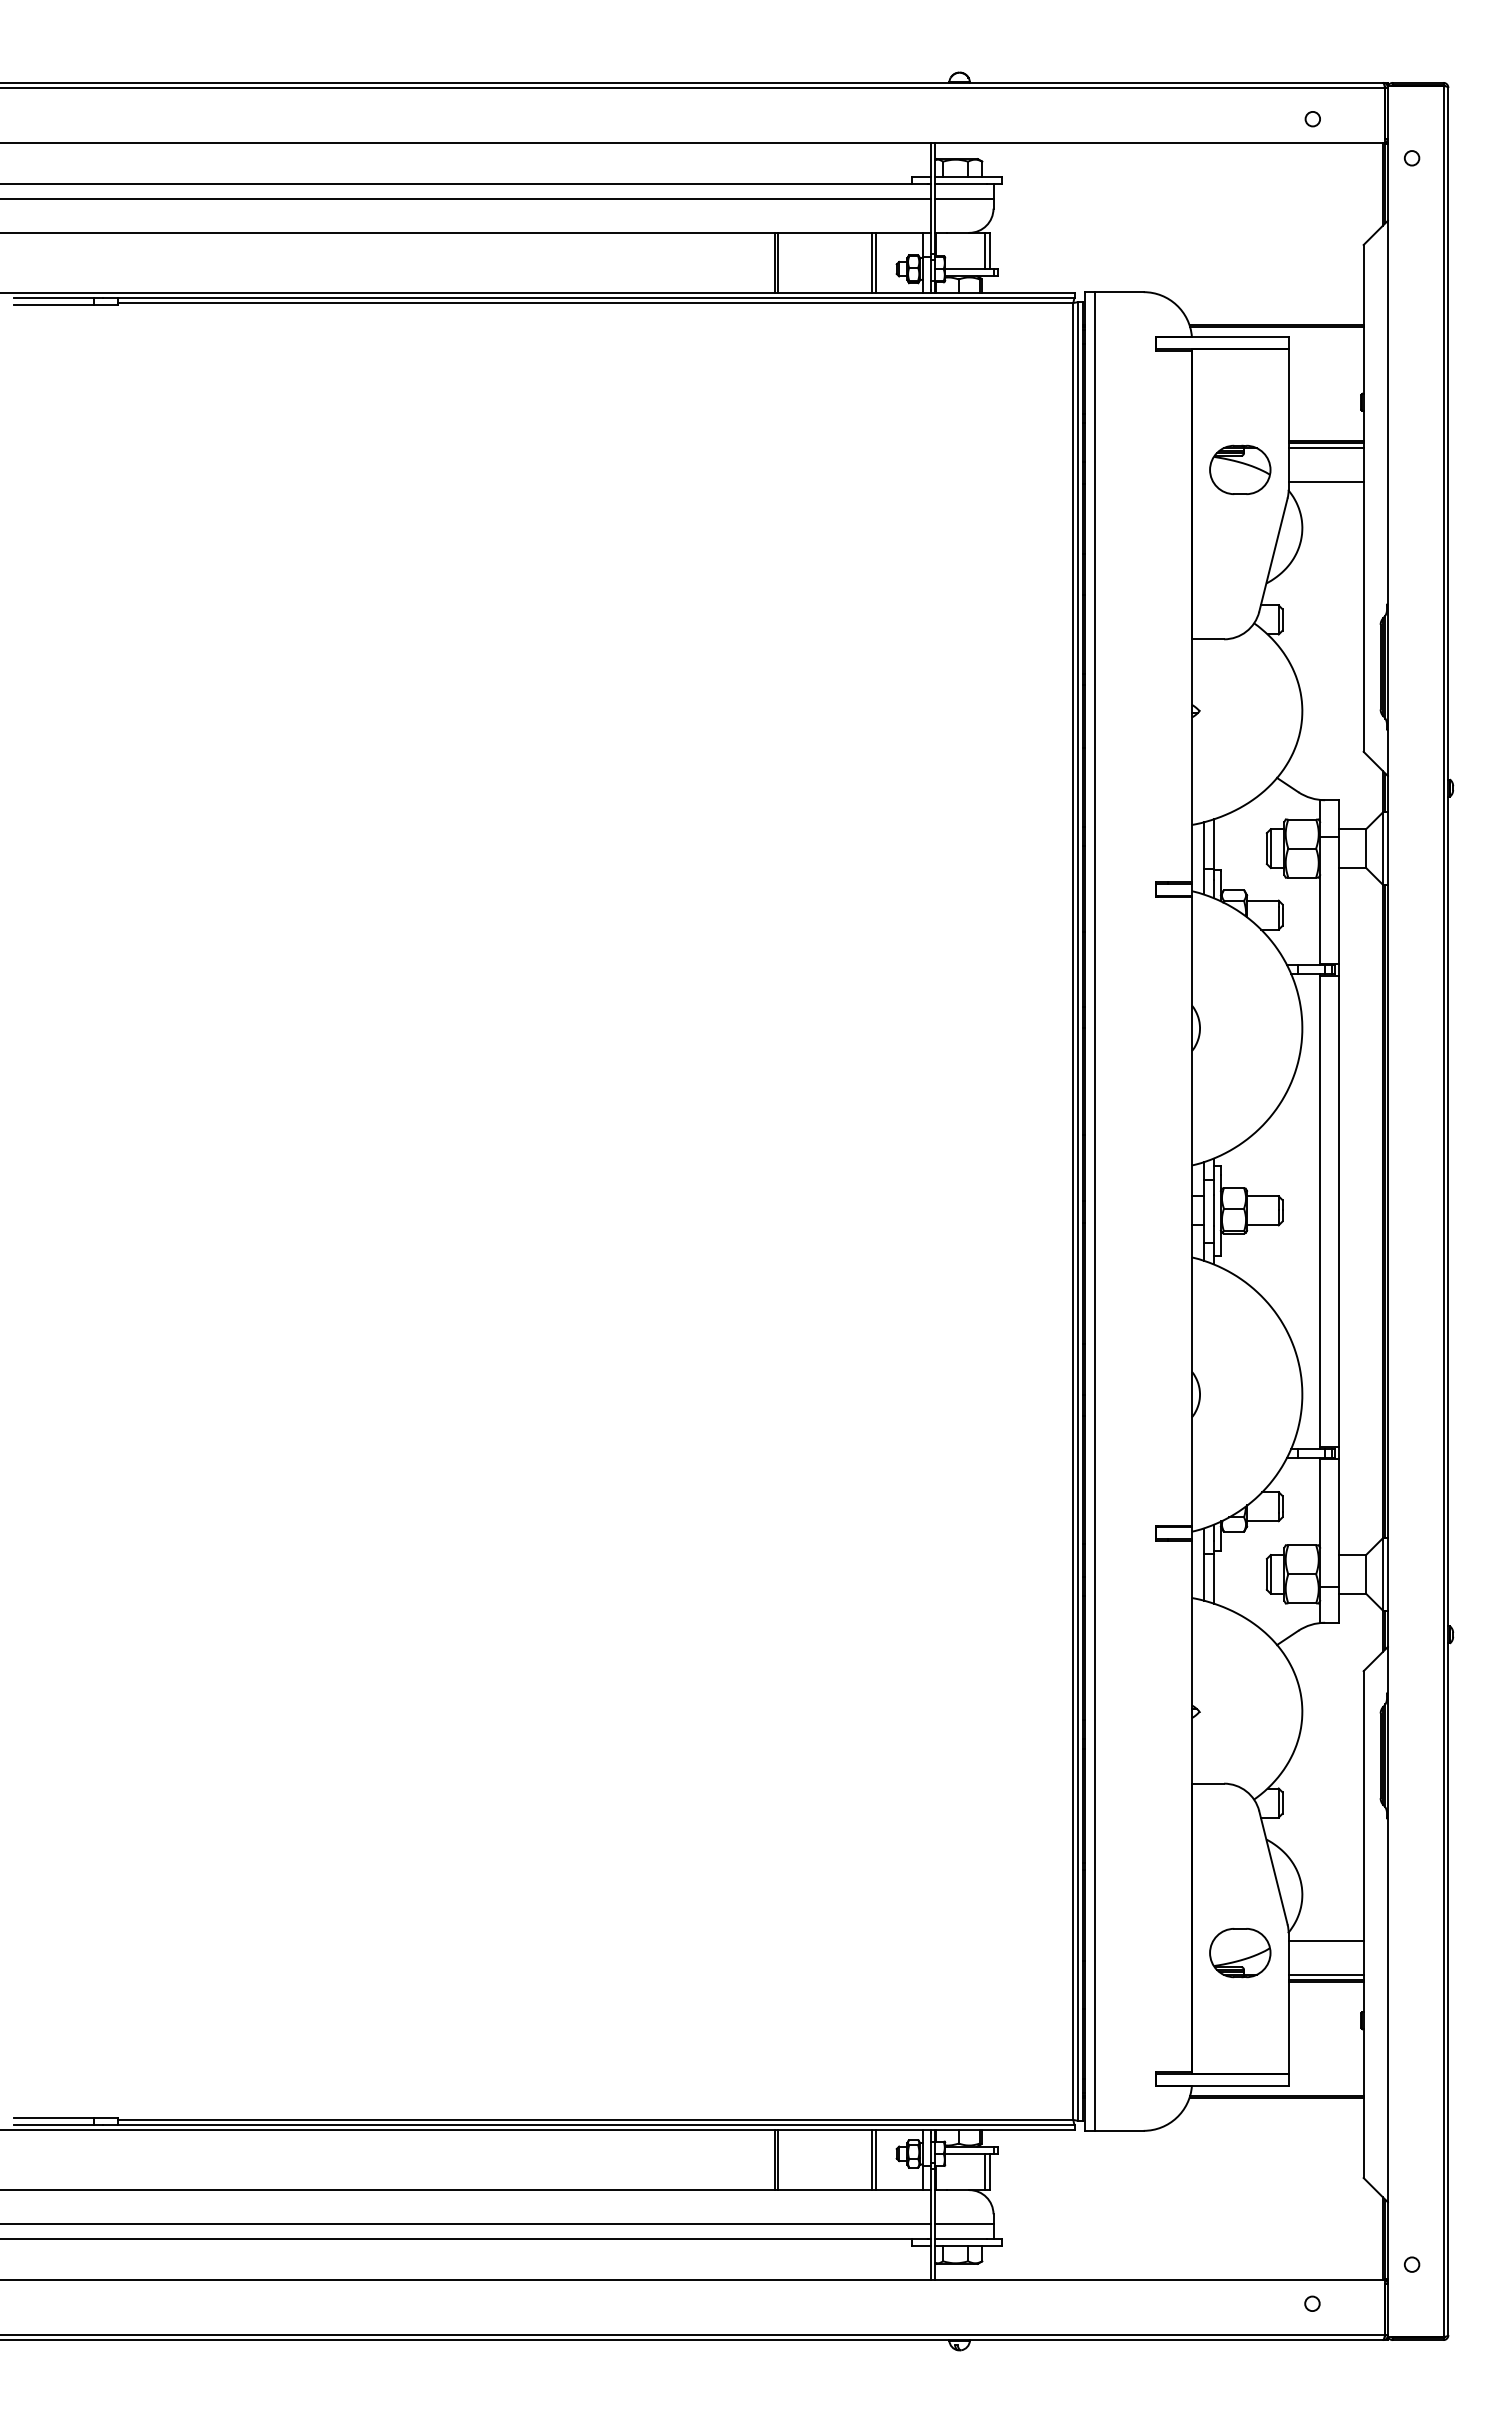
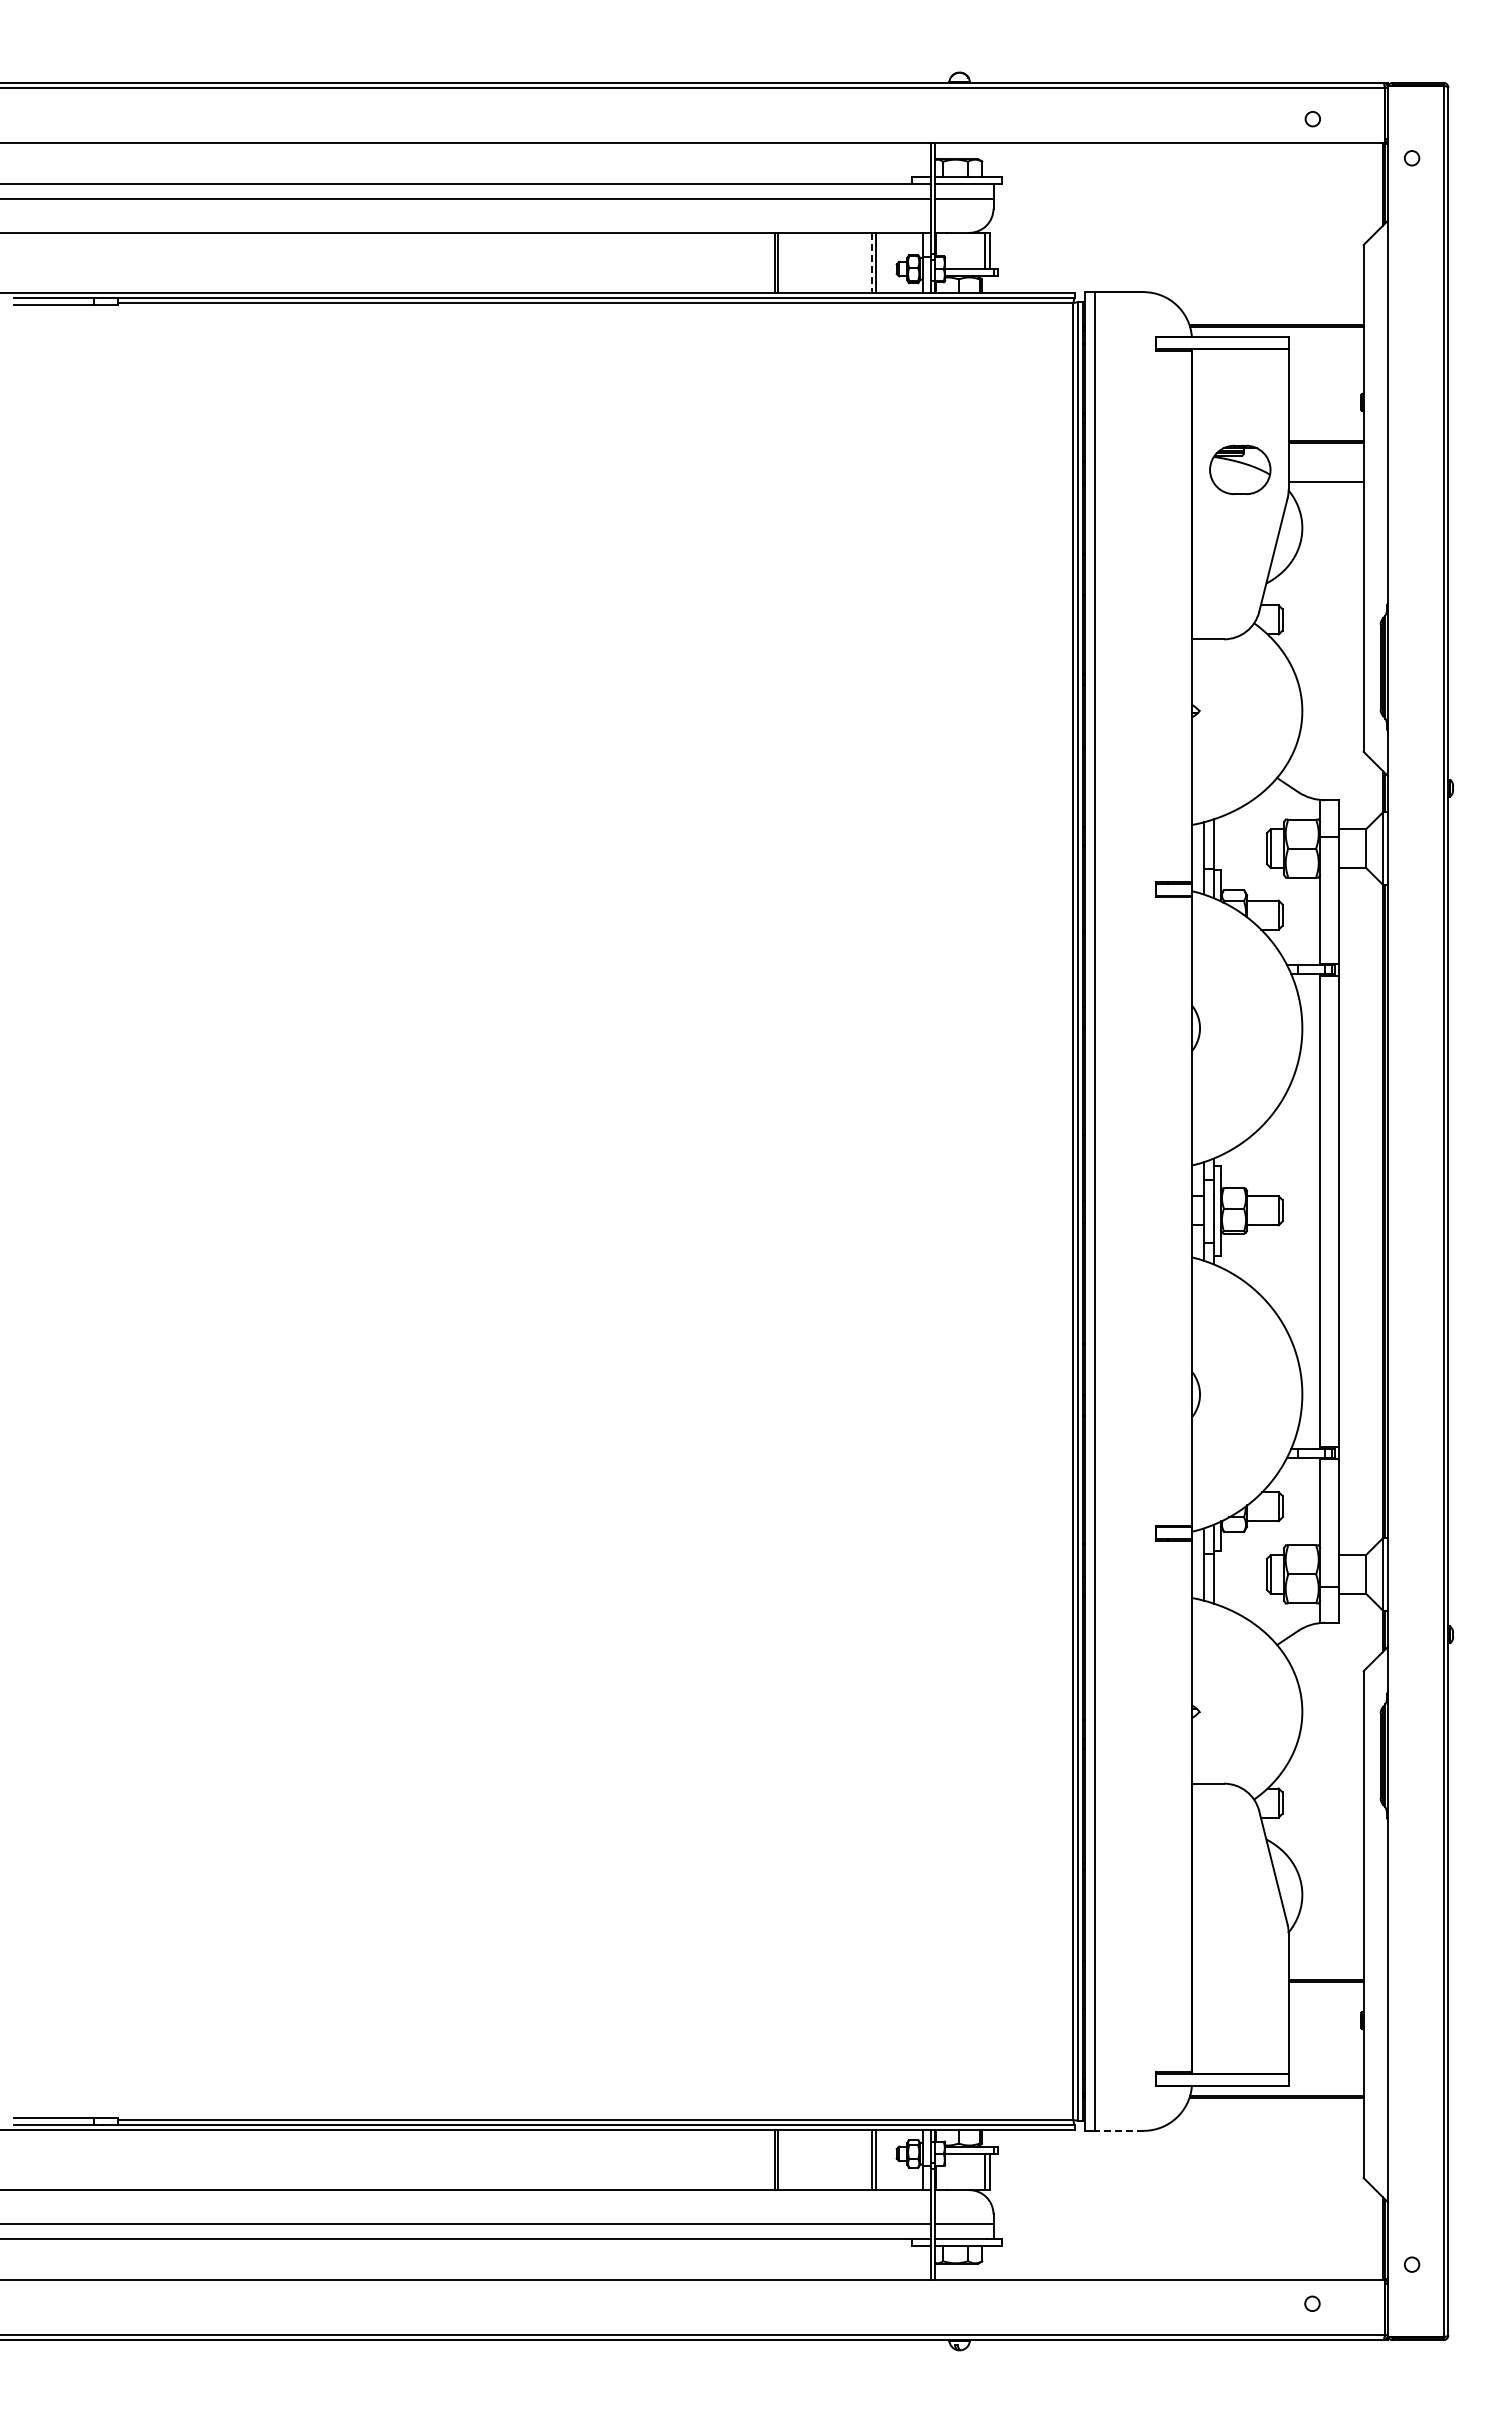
line: solid -> dashed (871, 263)
line: present -> none (1325, 448)
line: present -> none (1325, 1940)
part: present -> none (1240, 1953)
line: present -> none (1325, 1974)
line: solid -> dashed (1118, 2130)
